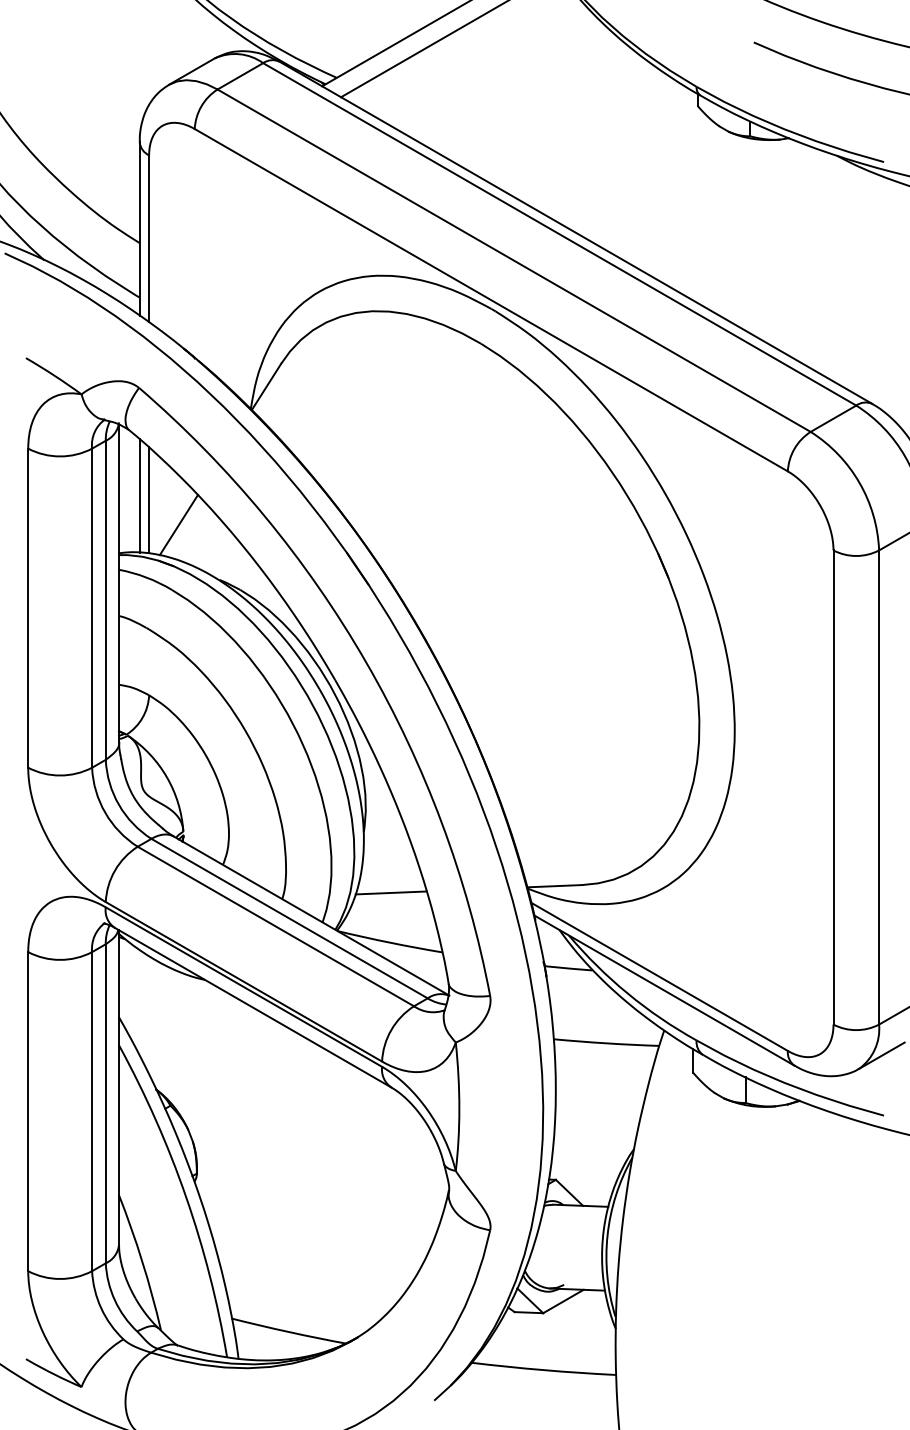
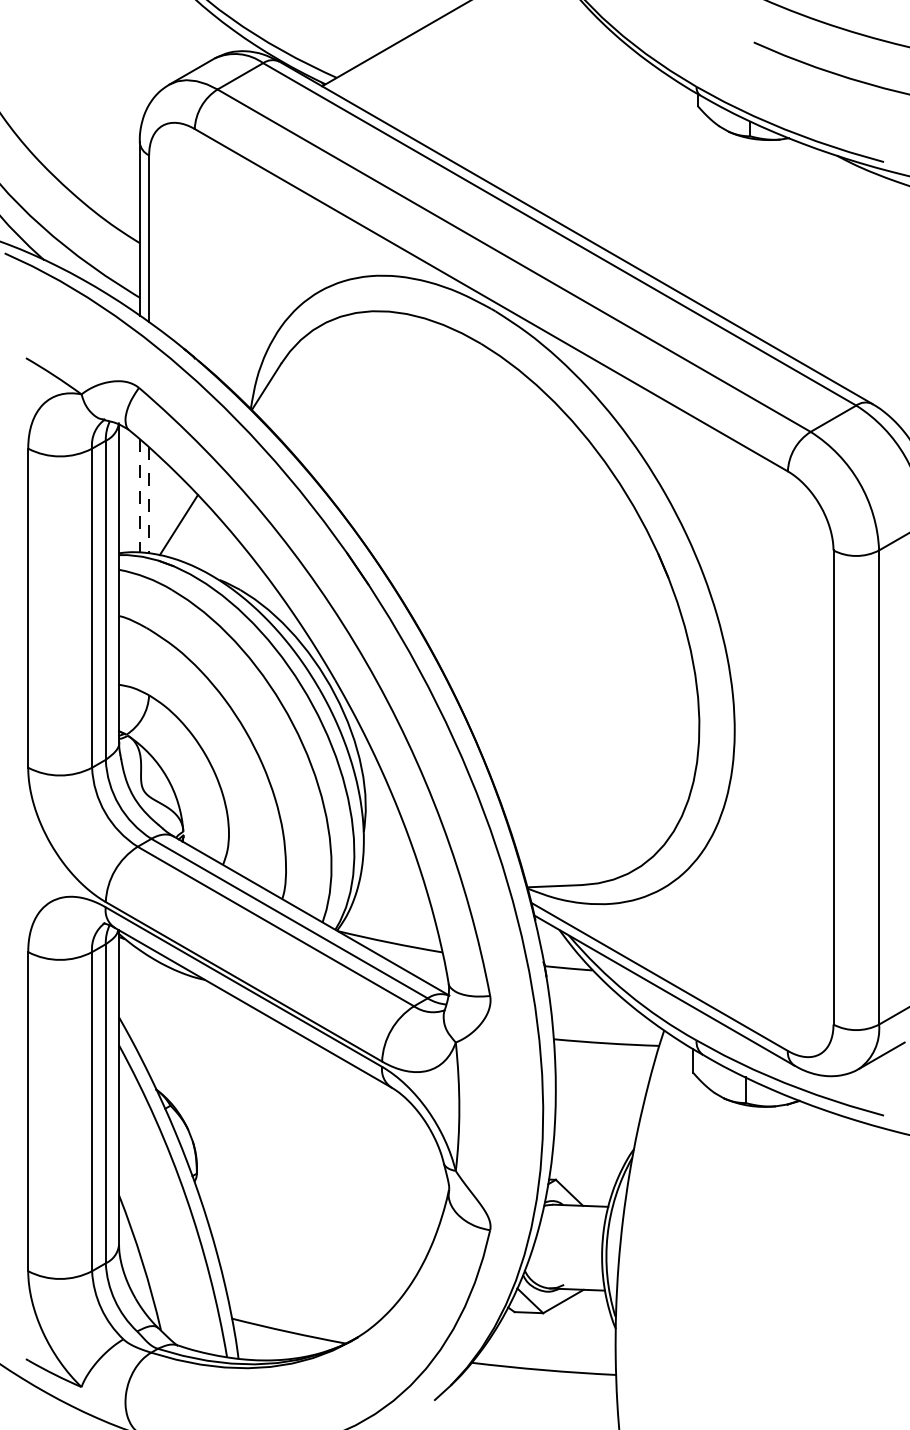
line: present -> none (423, 49)
line: solid -> dashed (139, 495)
line: solid -> dashed (149, 500)
line: present -> none (390, 892)
